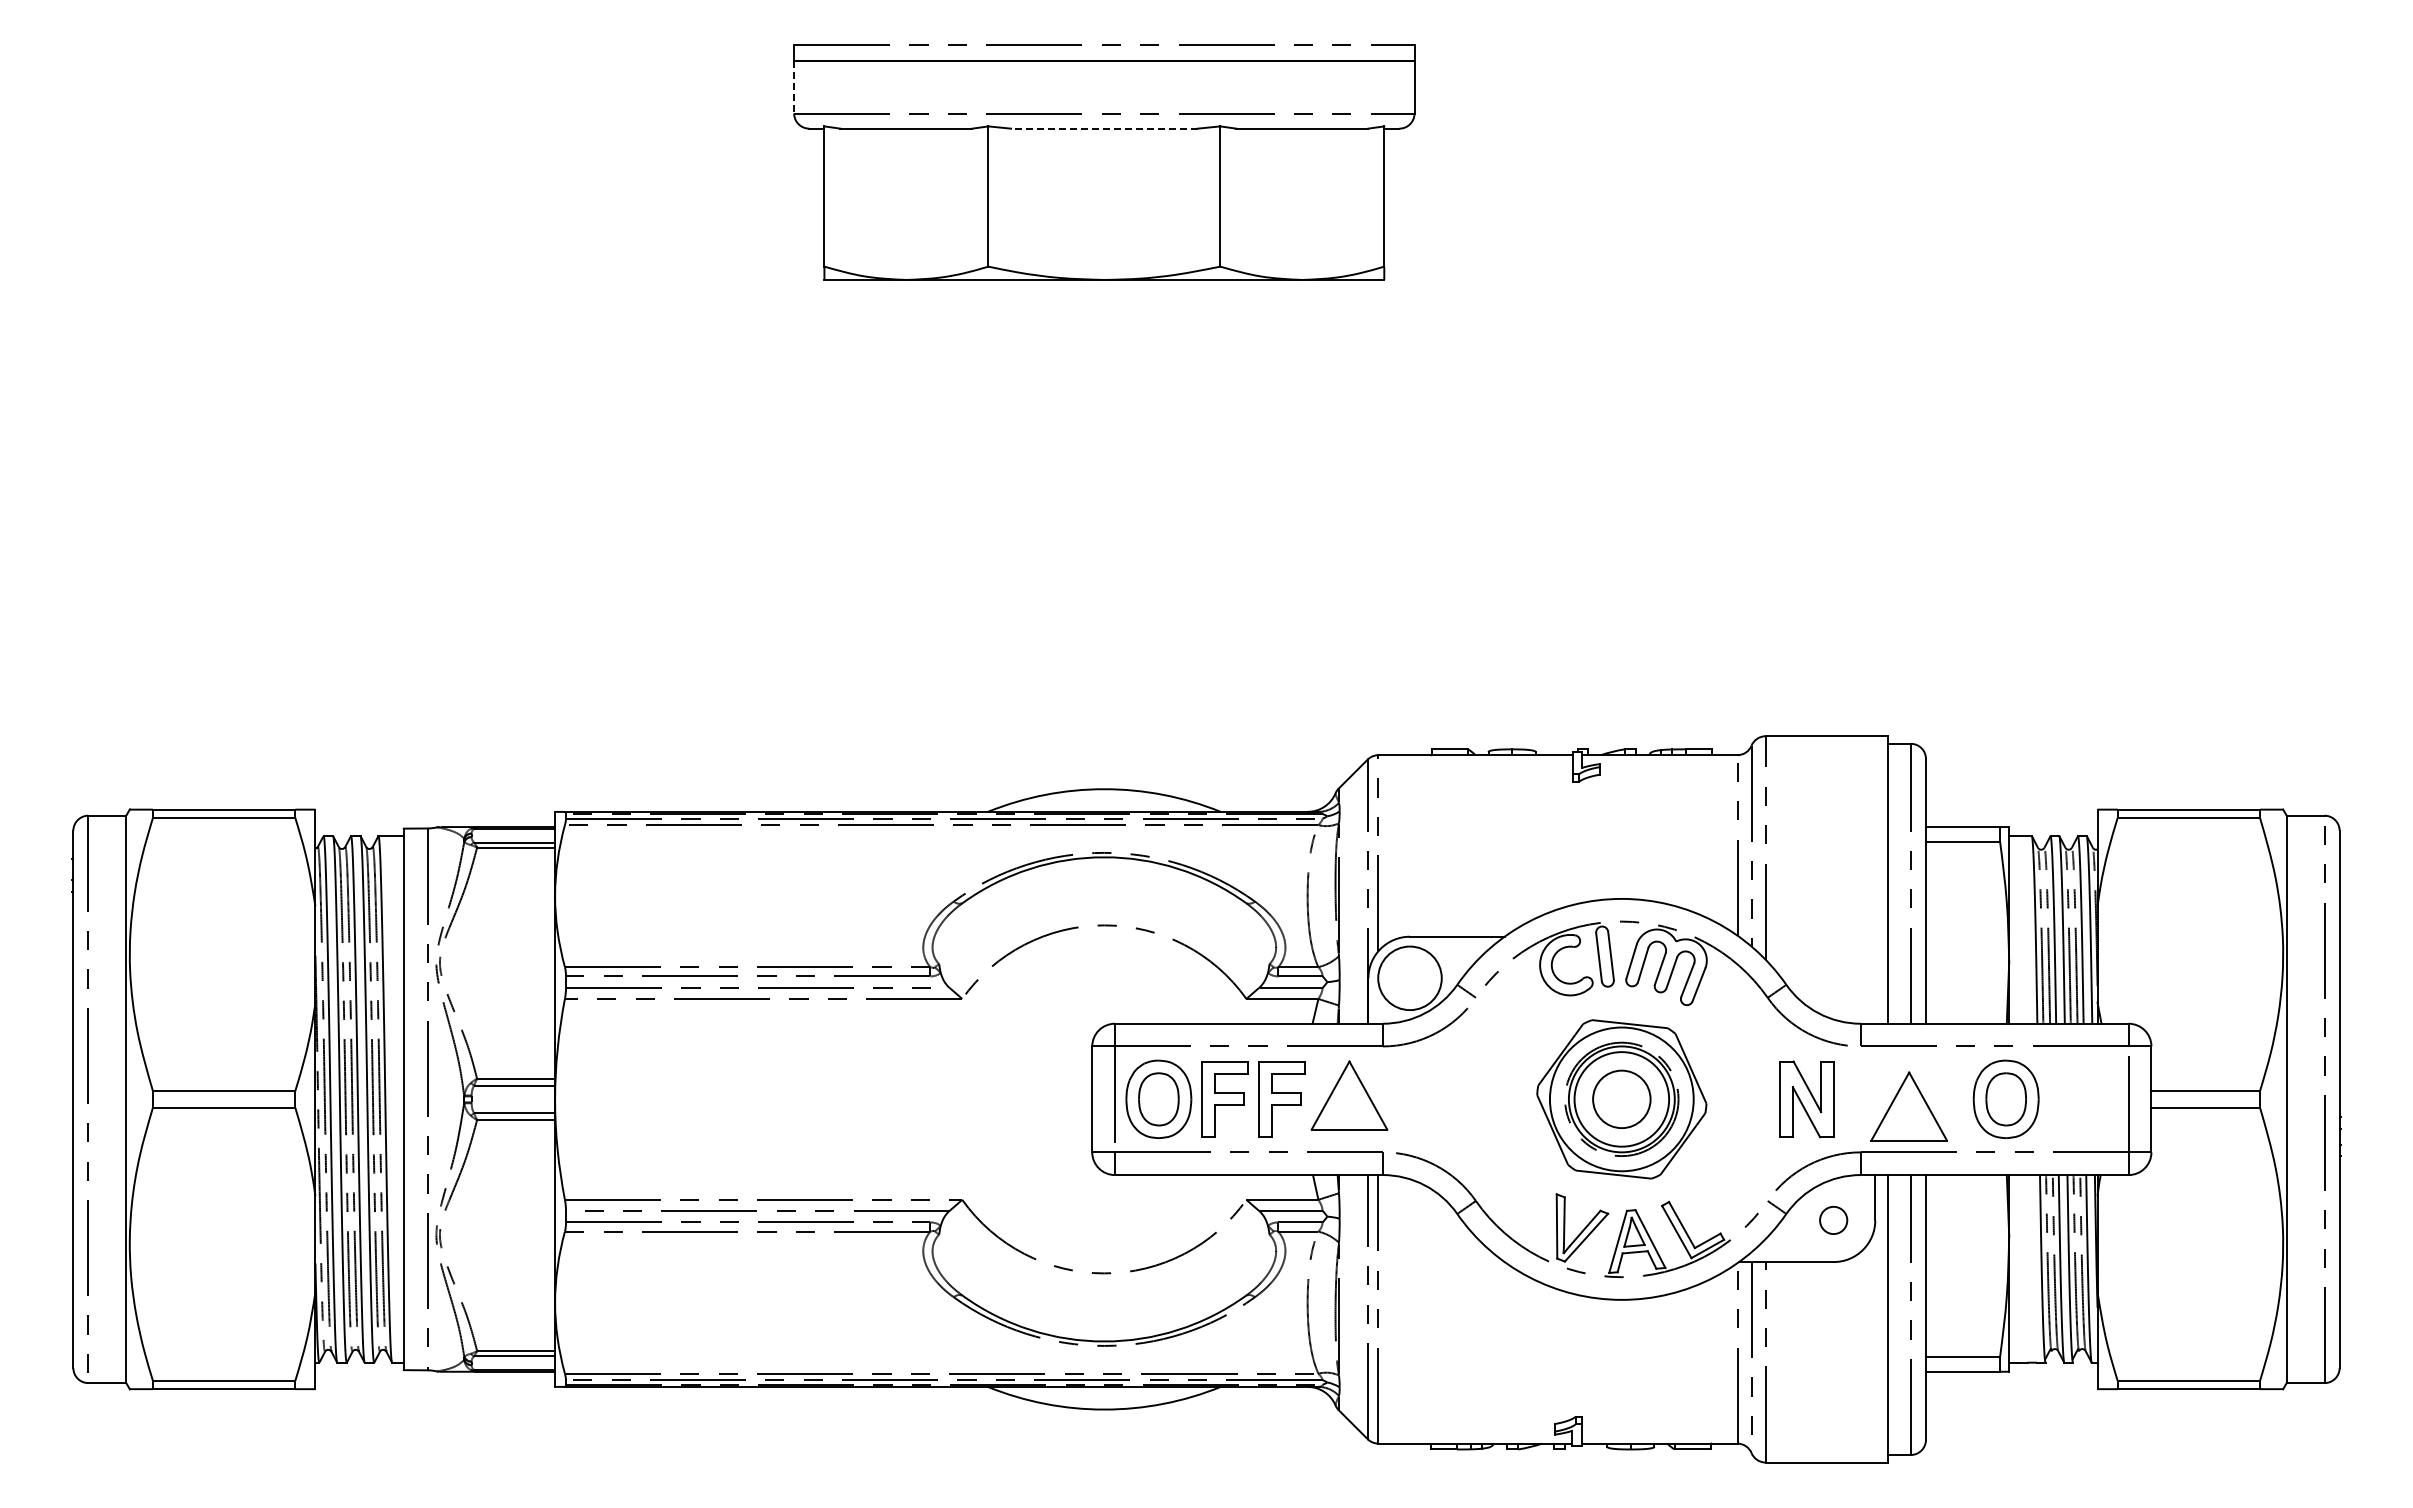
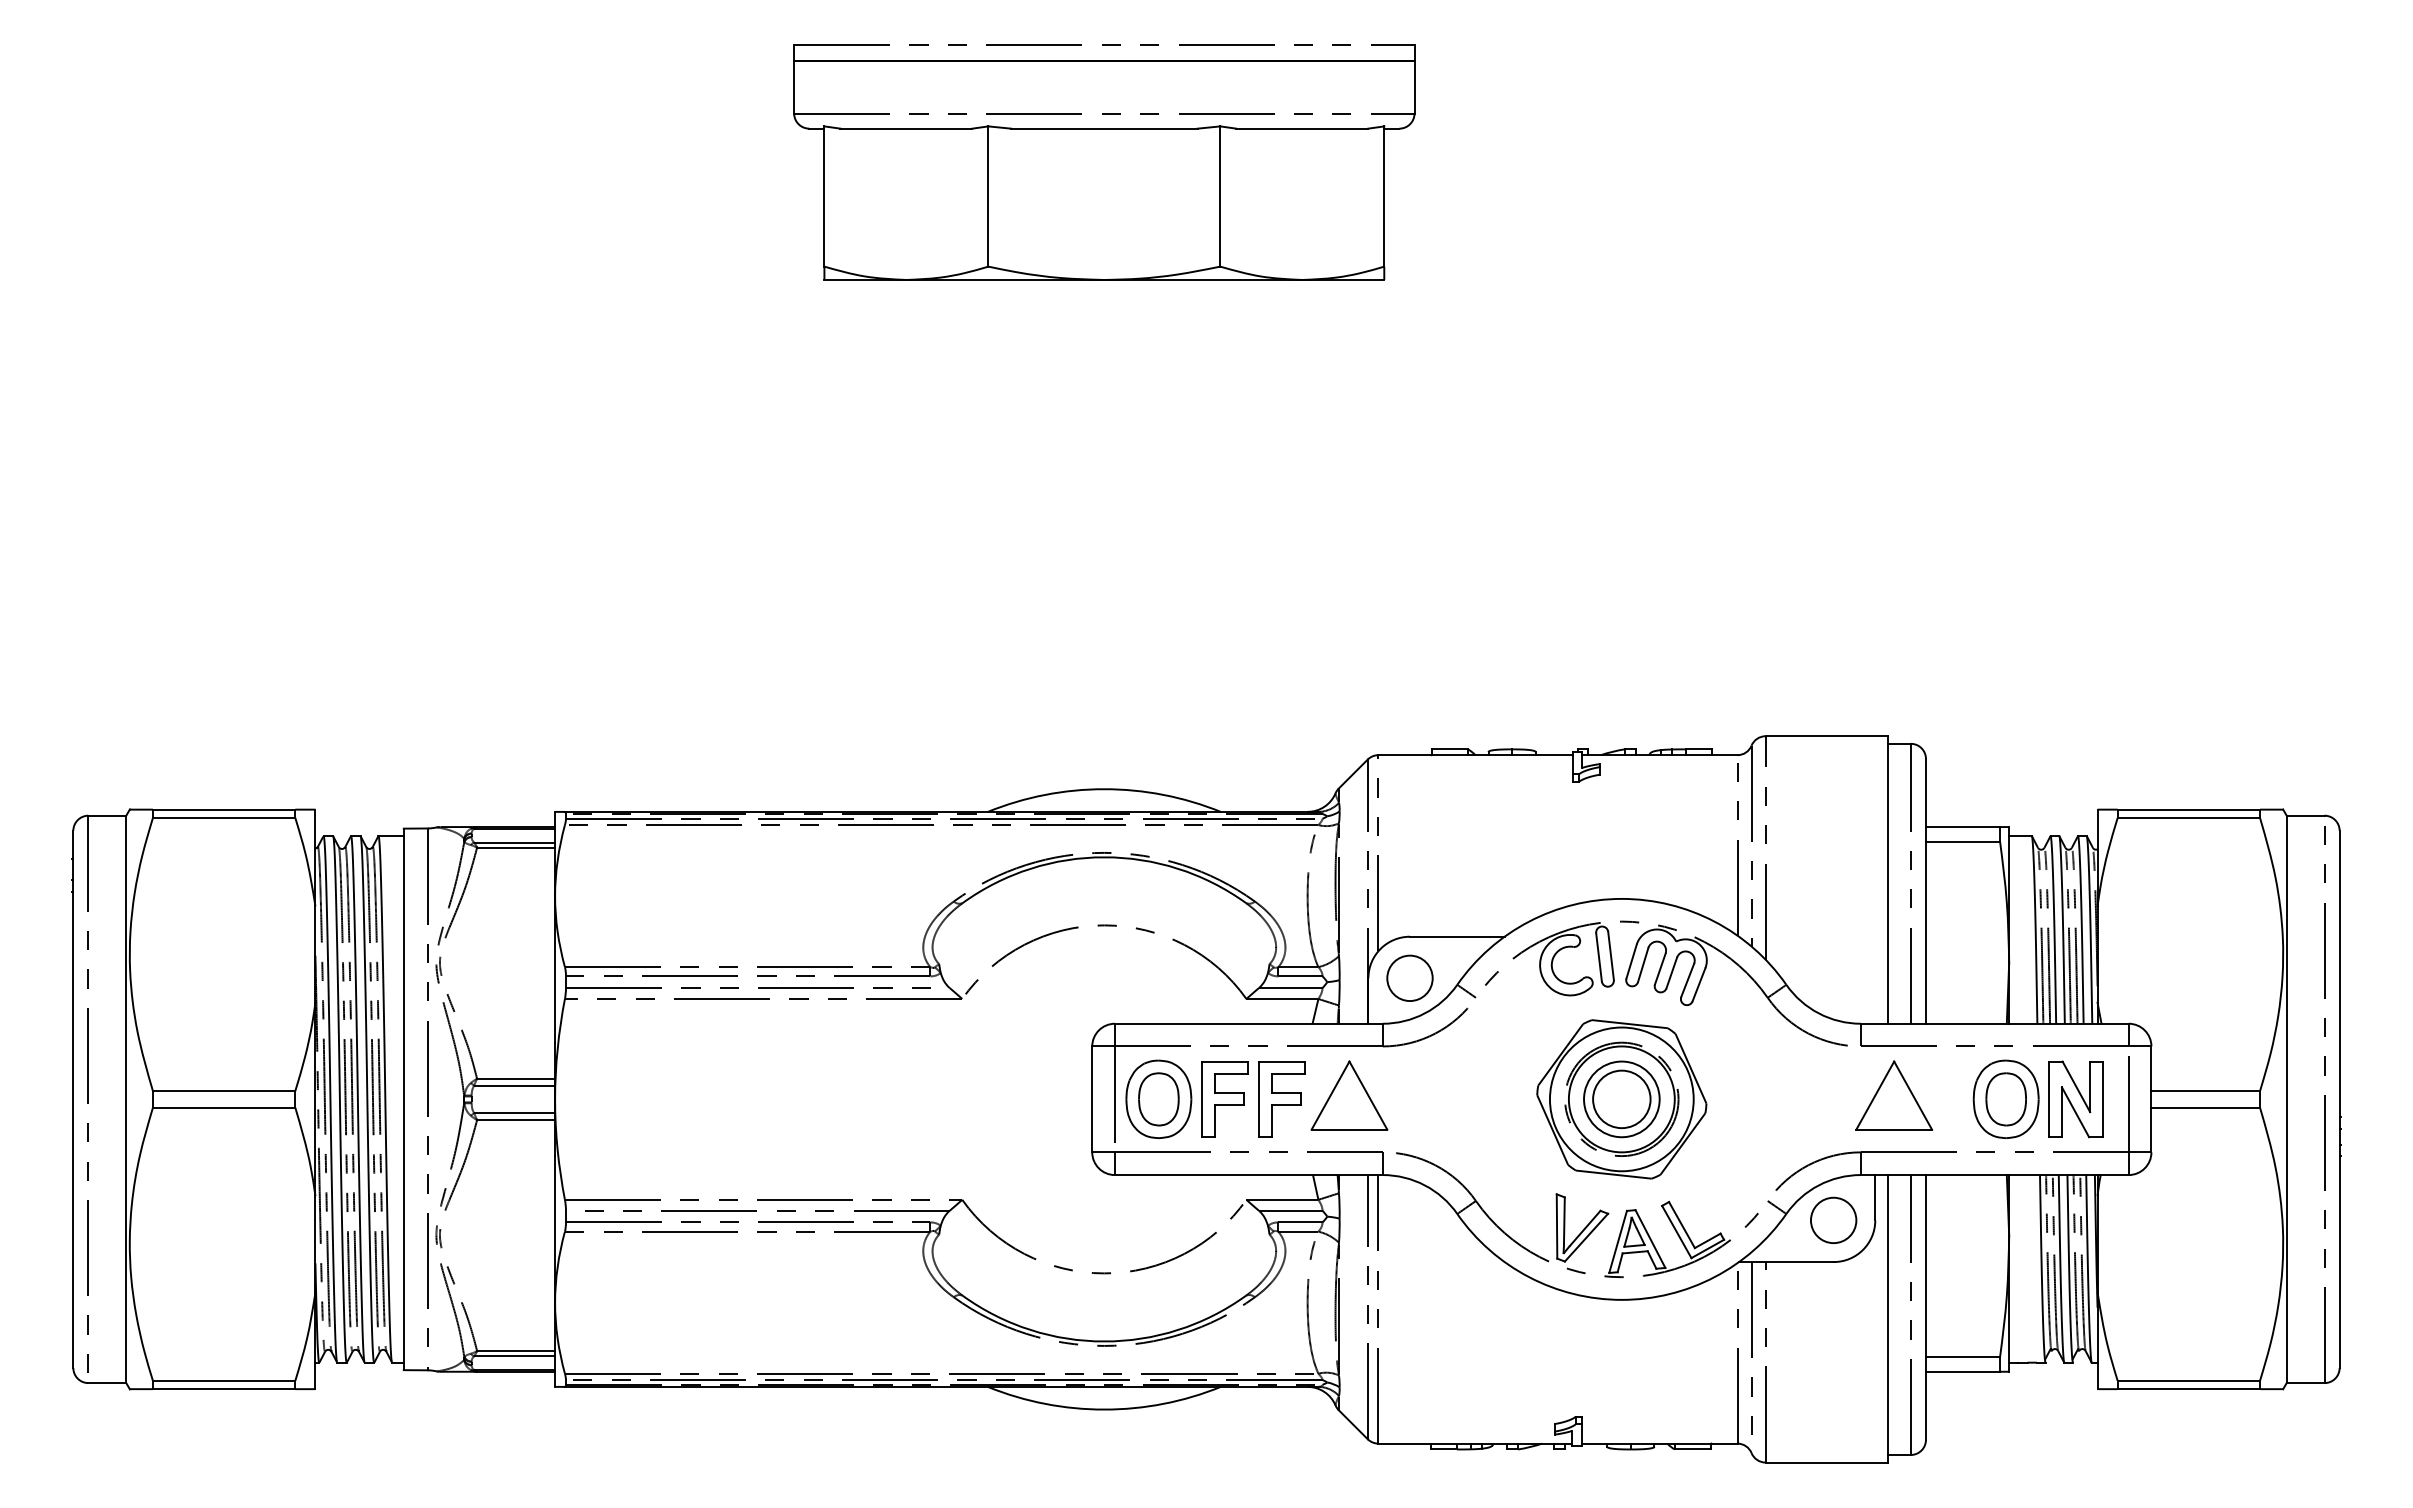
line: dashed -> solid (794, 87)
line: dashed -> solid (1103, 128)
circle diameter: 64 px -> 45 px (1409, 978)
circle diameter: 95 px -> 76 px (1621, 1099)
part position: (1806, 1099) -> (2075, 1099) (2075, 1099)
part position: (1908, 1106) -> (1893, 1095) (1893, 1095)
circle diameter: 27 px -> 45 px (1833, 1220)
